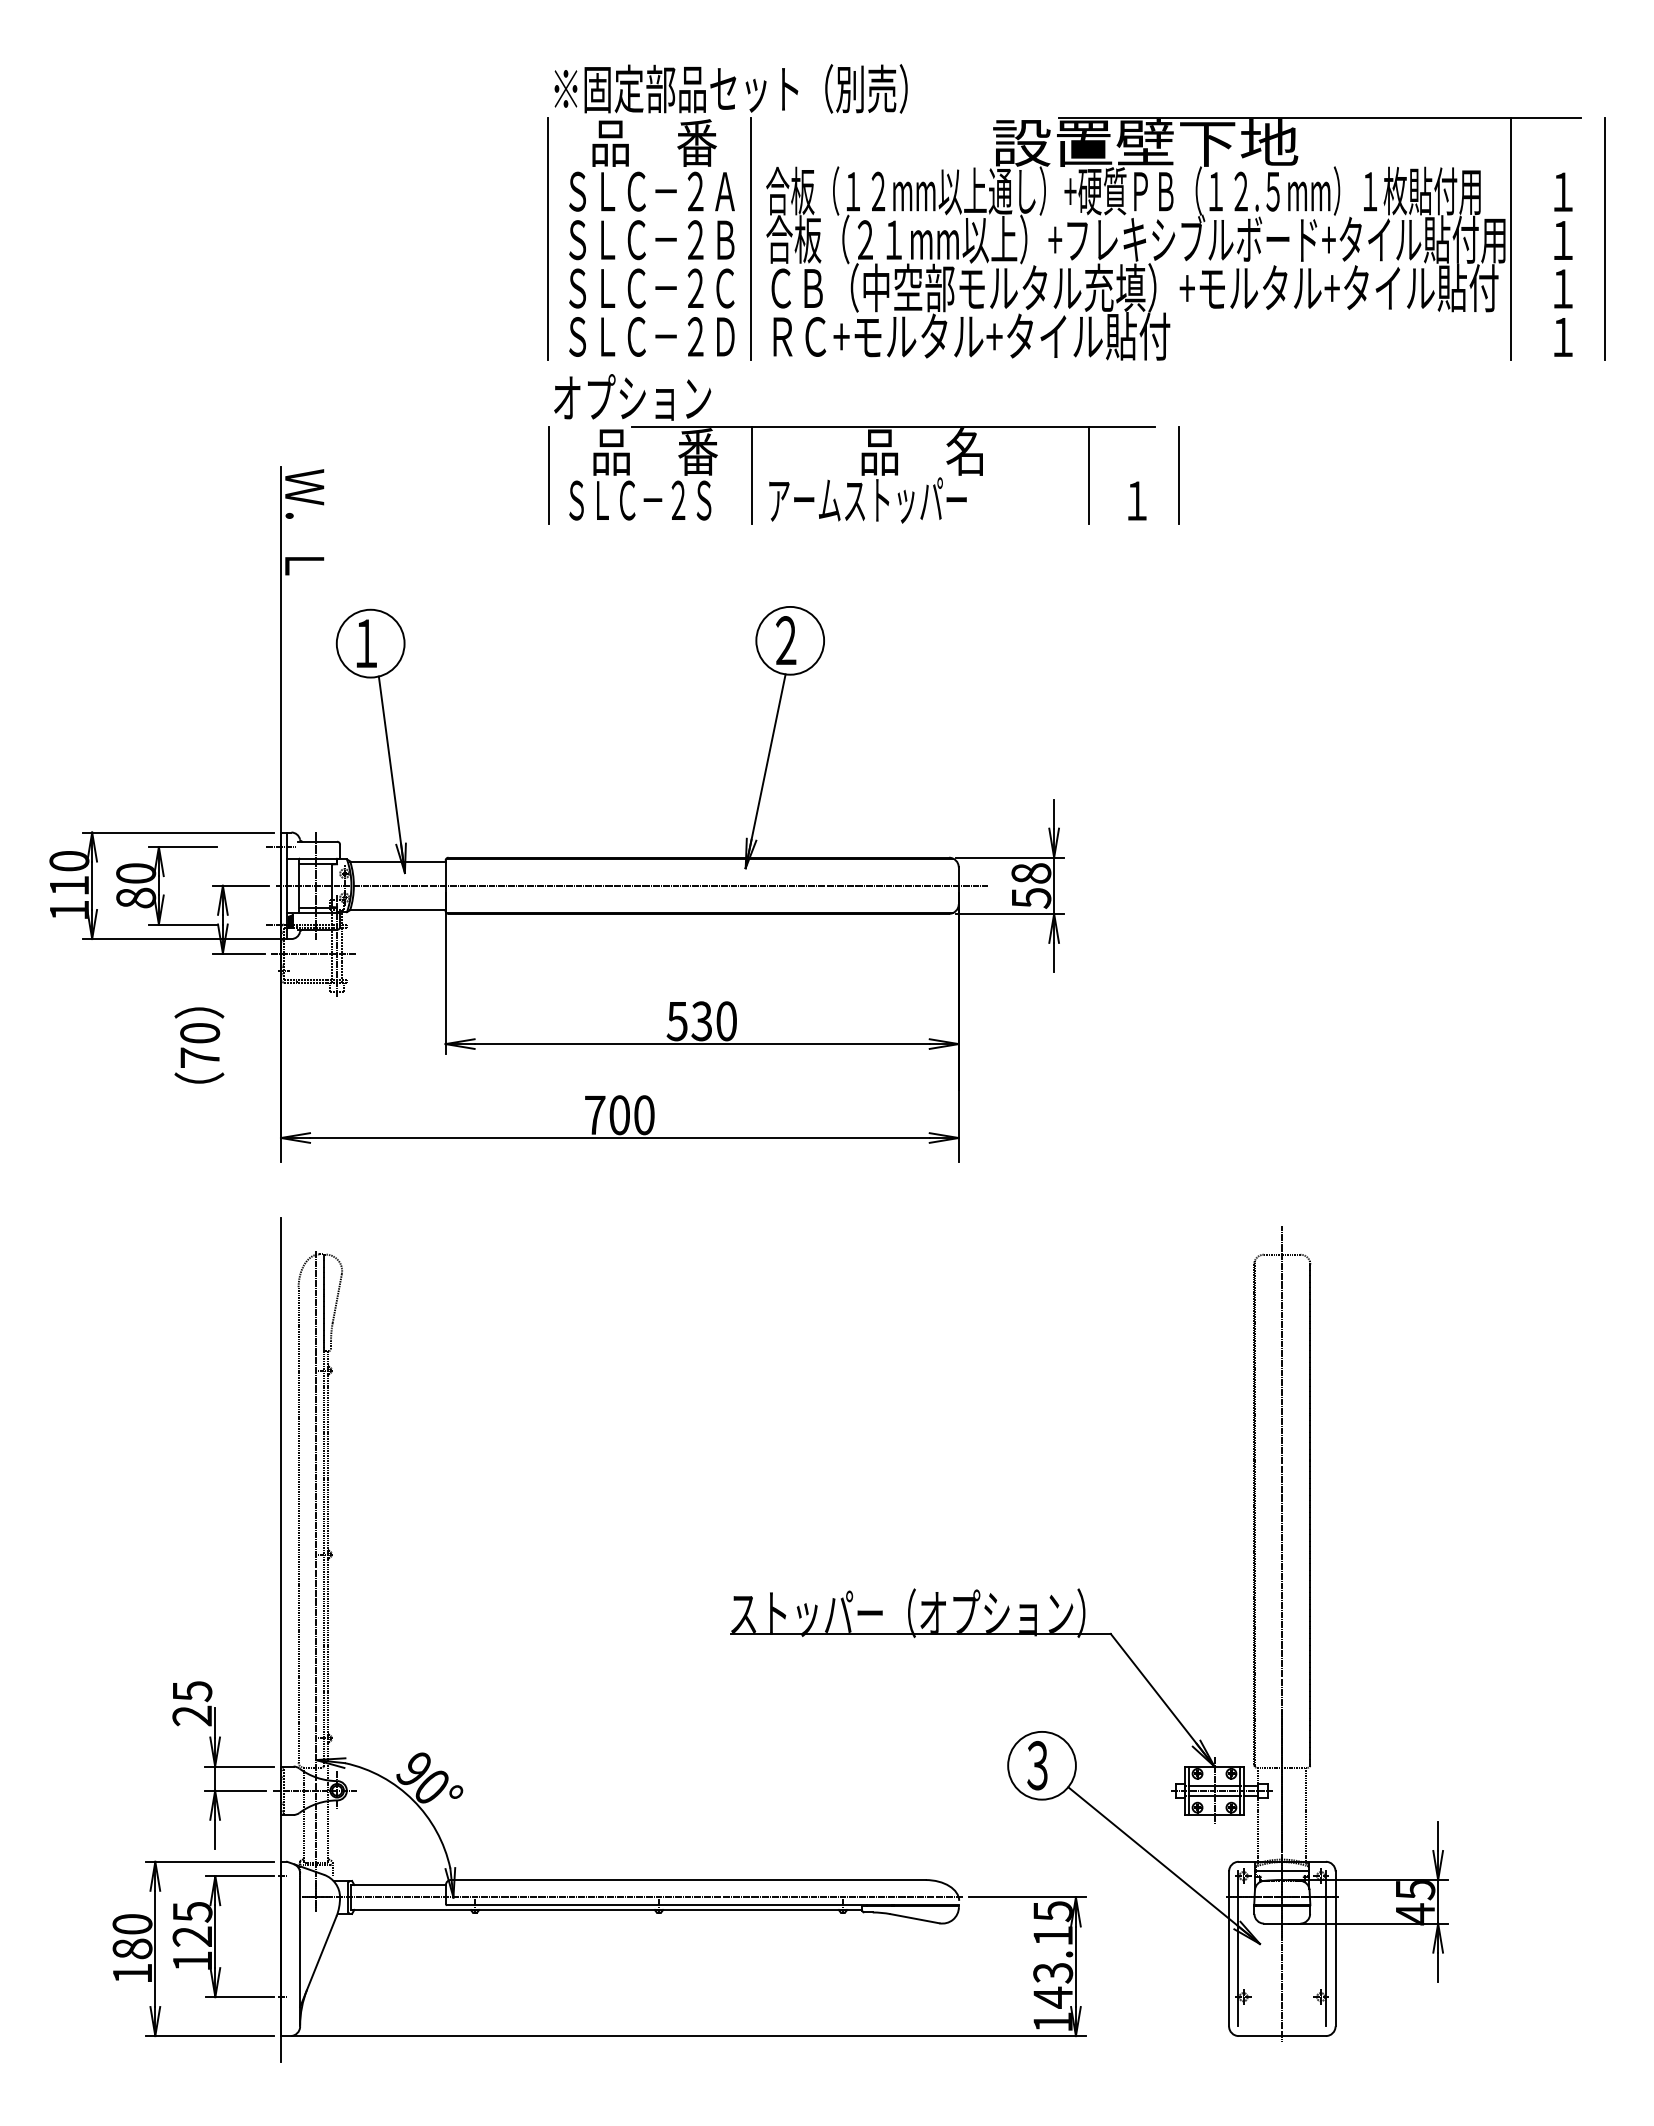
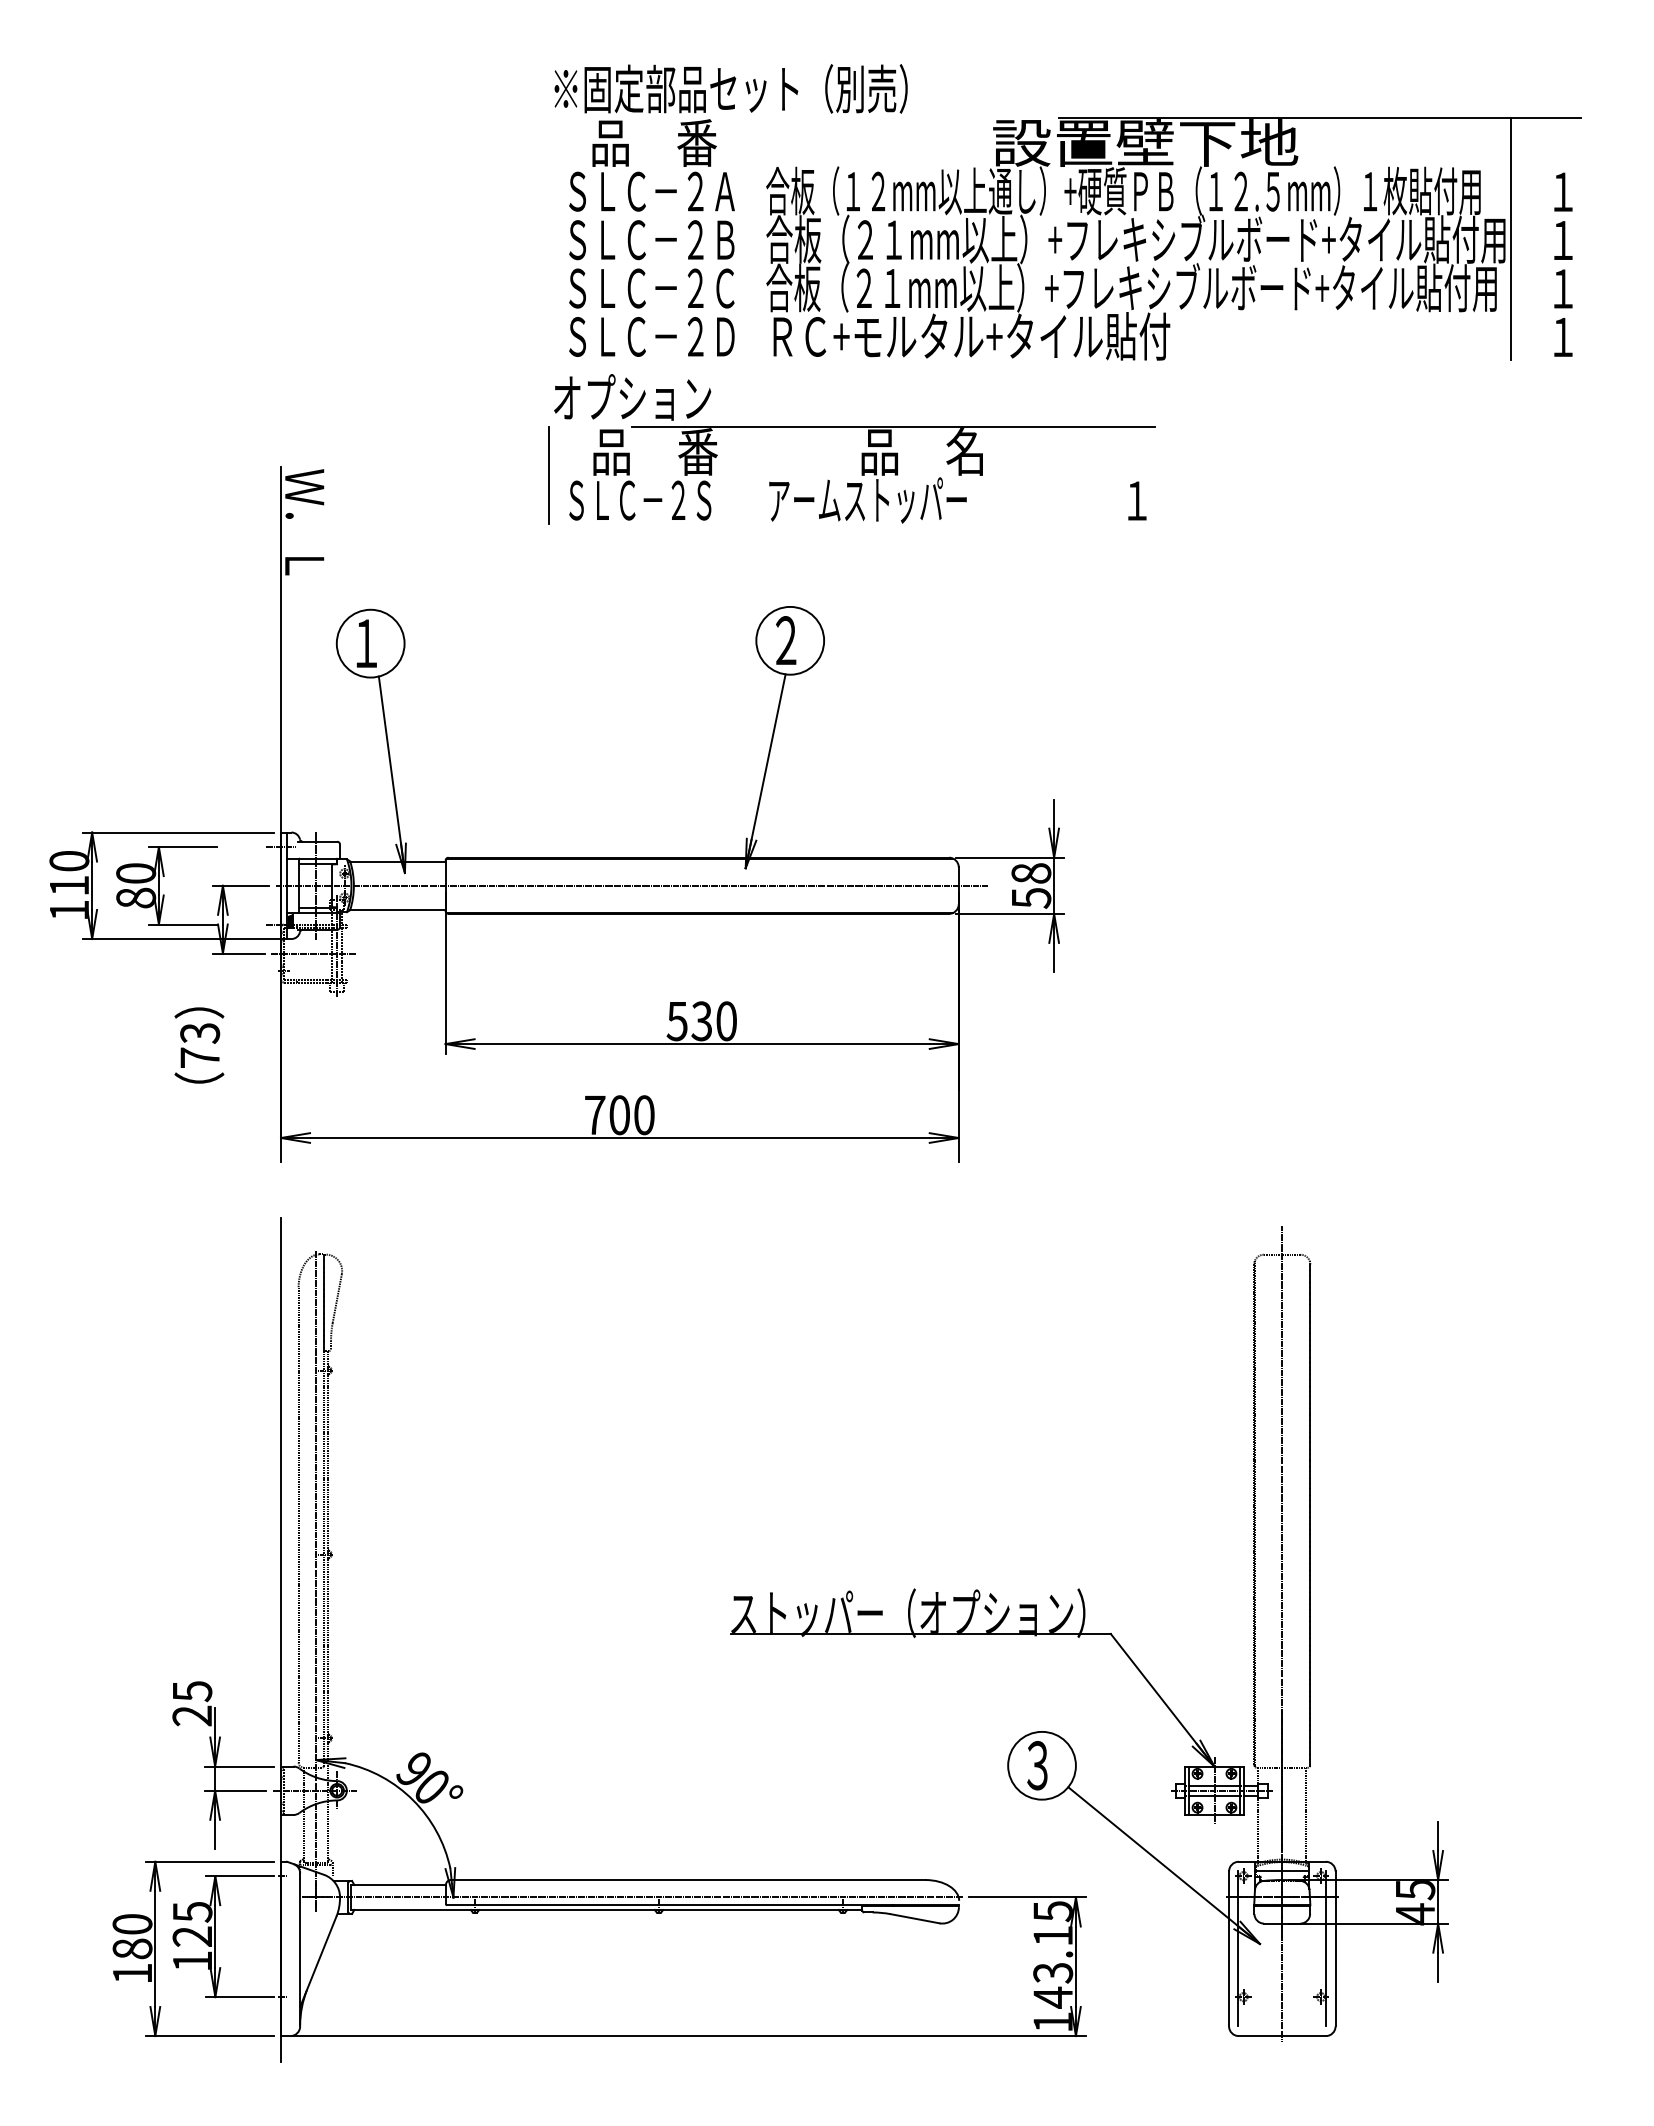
line: present -> none (547, 238)
line: present -> none (750, 238)
line: present -> none (1604, 238)
text: ＣＢ（中空部モルタル充填）+モルタル+タイル貼付 -> 合板（２１mm以上）+フレキシブルボード+タイル貼付用 (1132, 287)
line: present -> none (751, 474)
line: present -> none (1088, 474)
line: present -> none (1178, 475)
text: 70 -> 73 (200, 1033)
